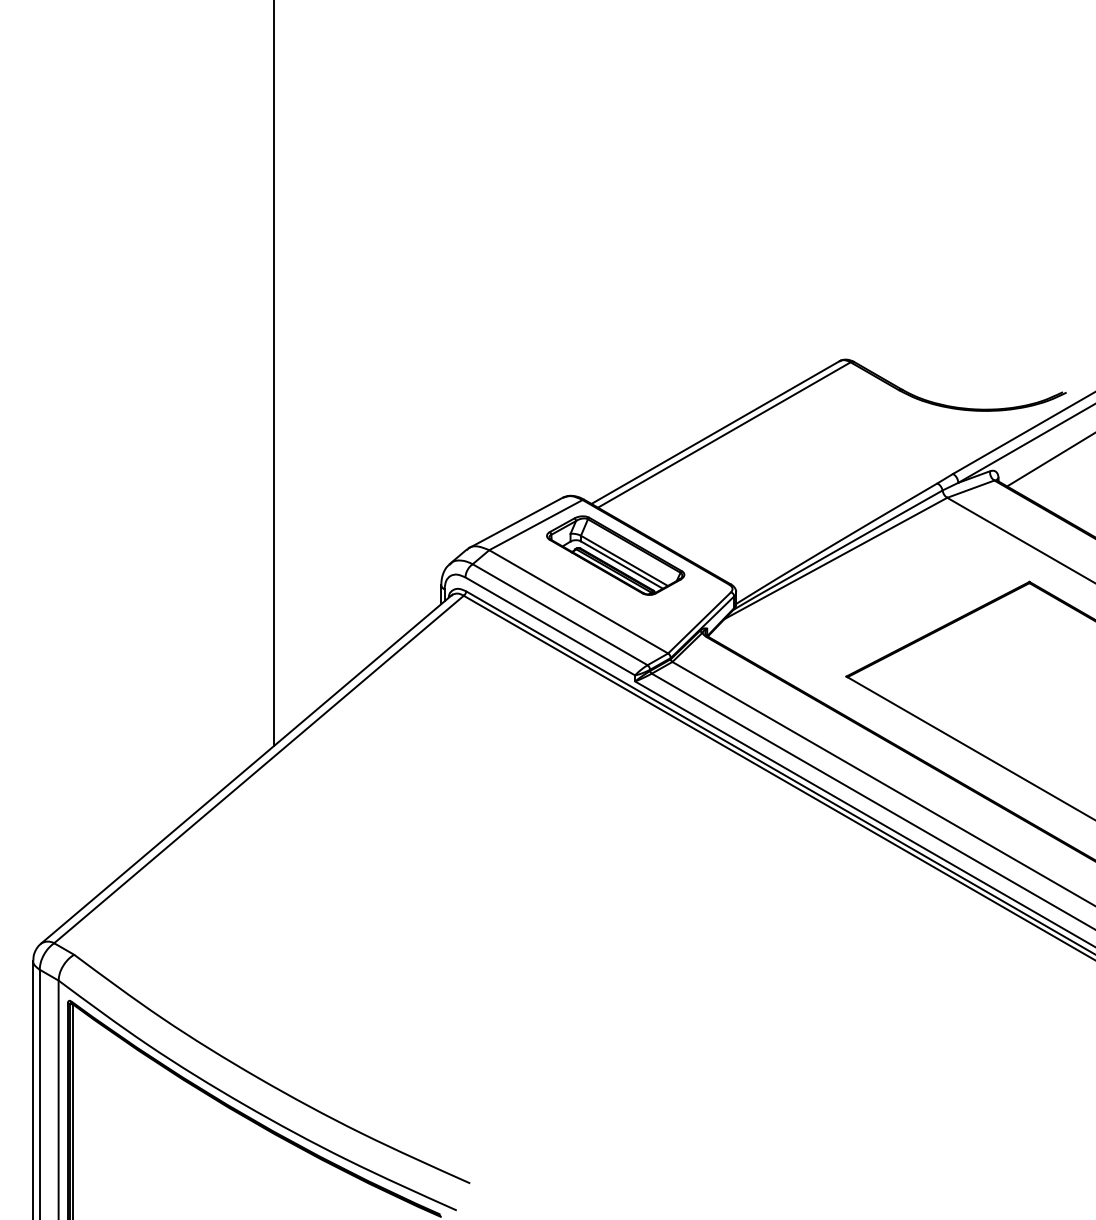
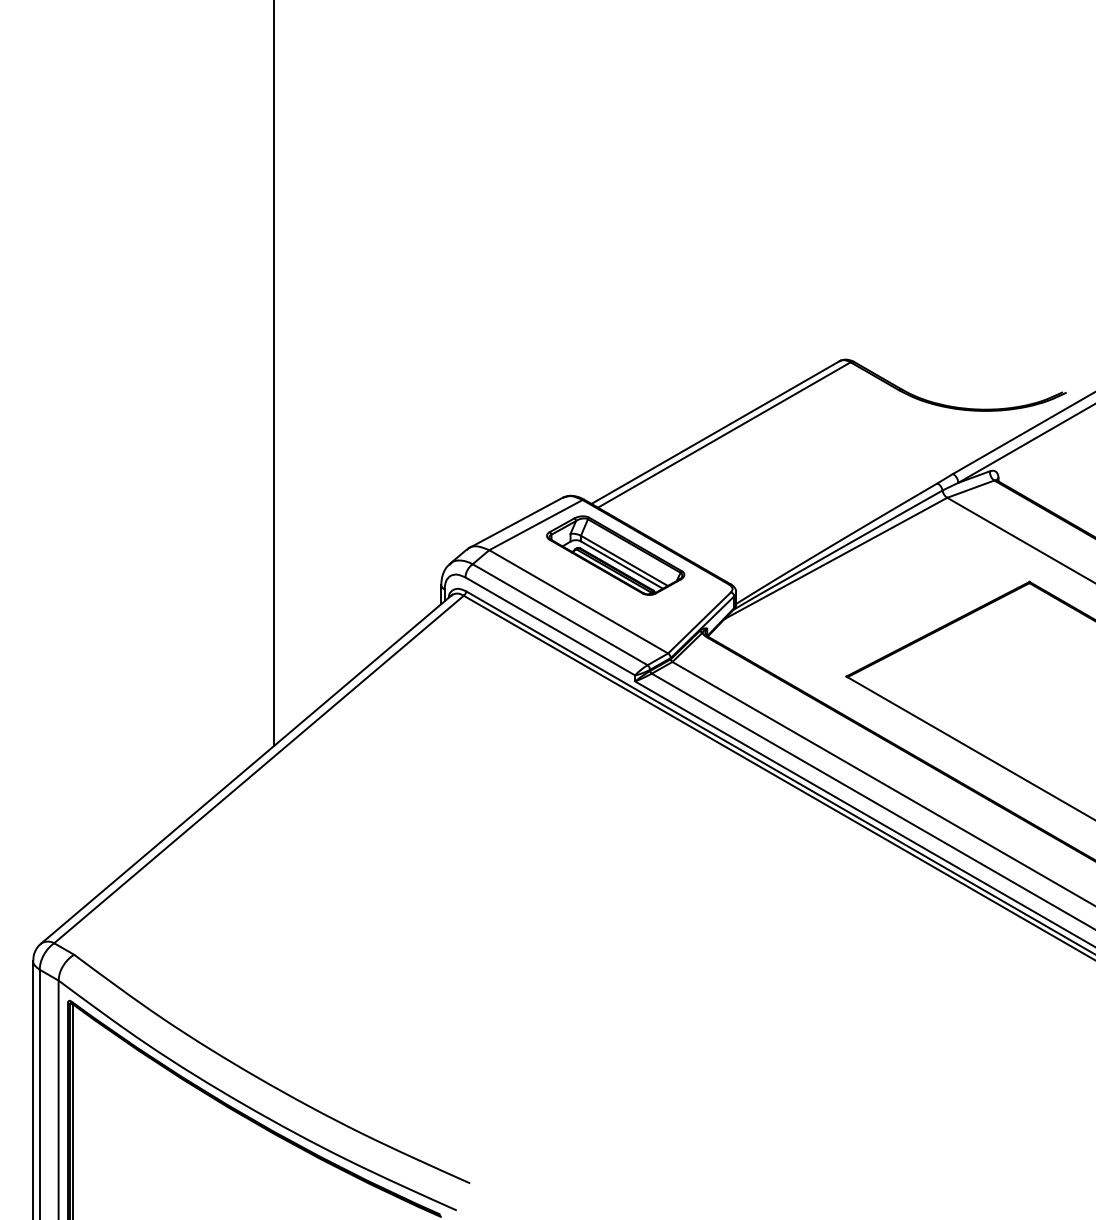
line: present -> none (1049, 460)
